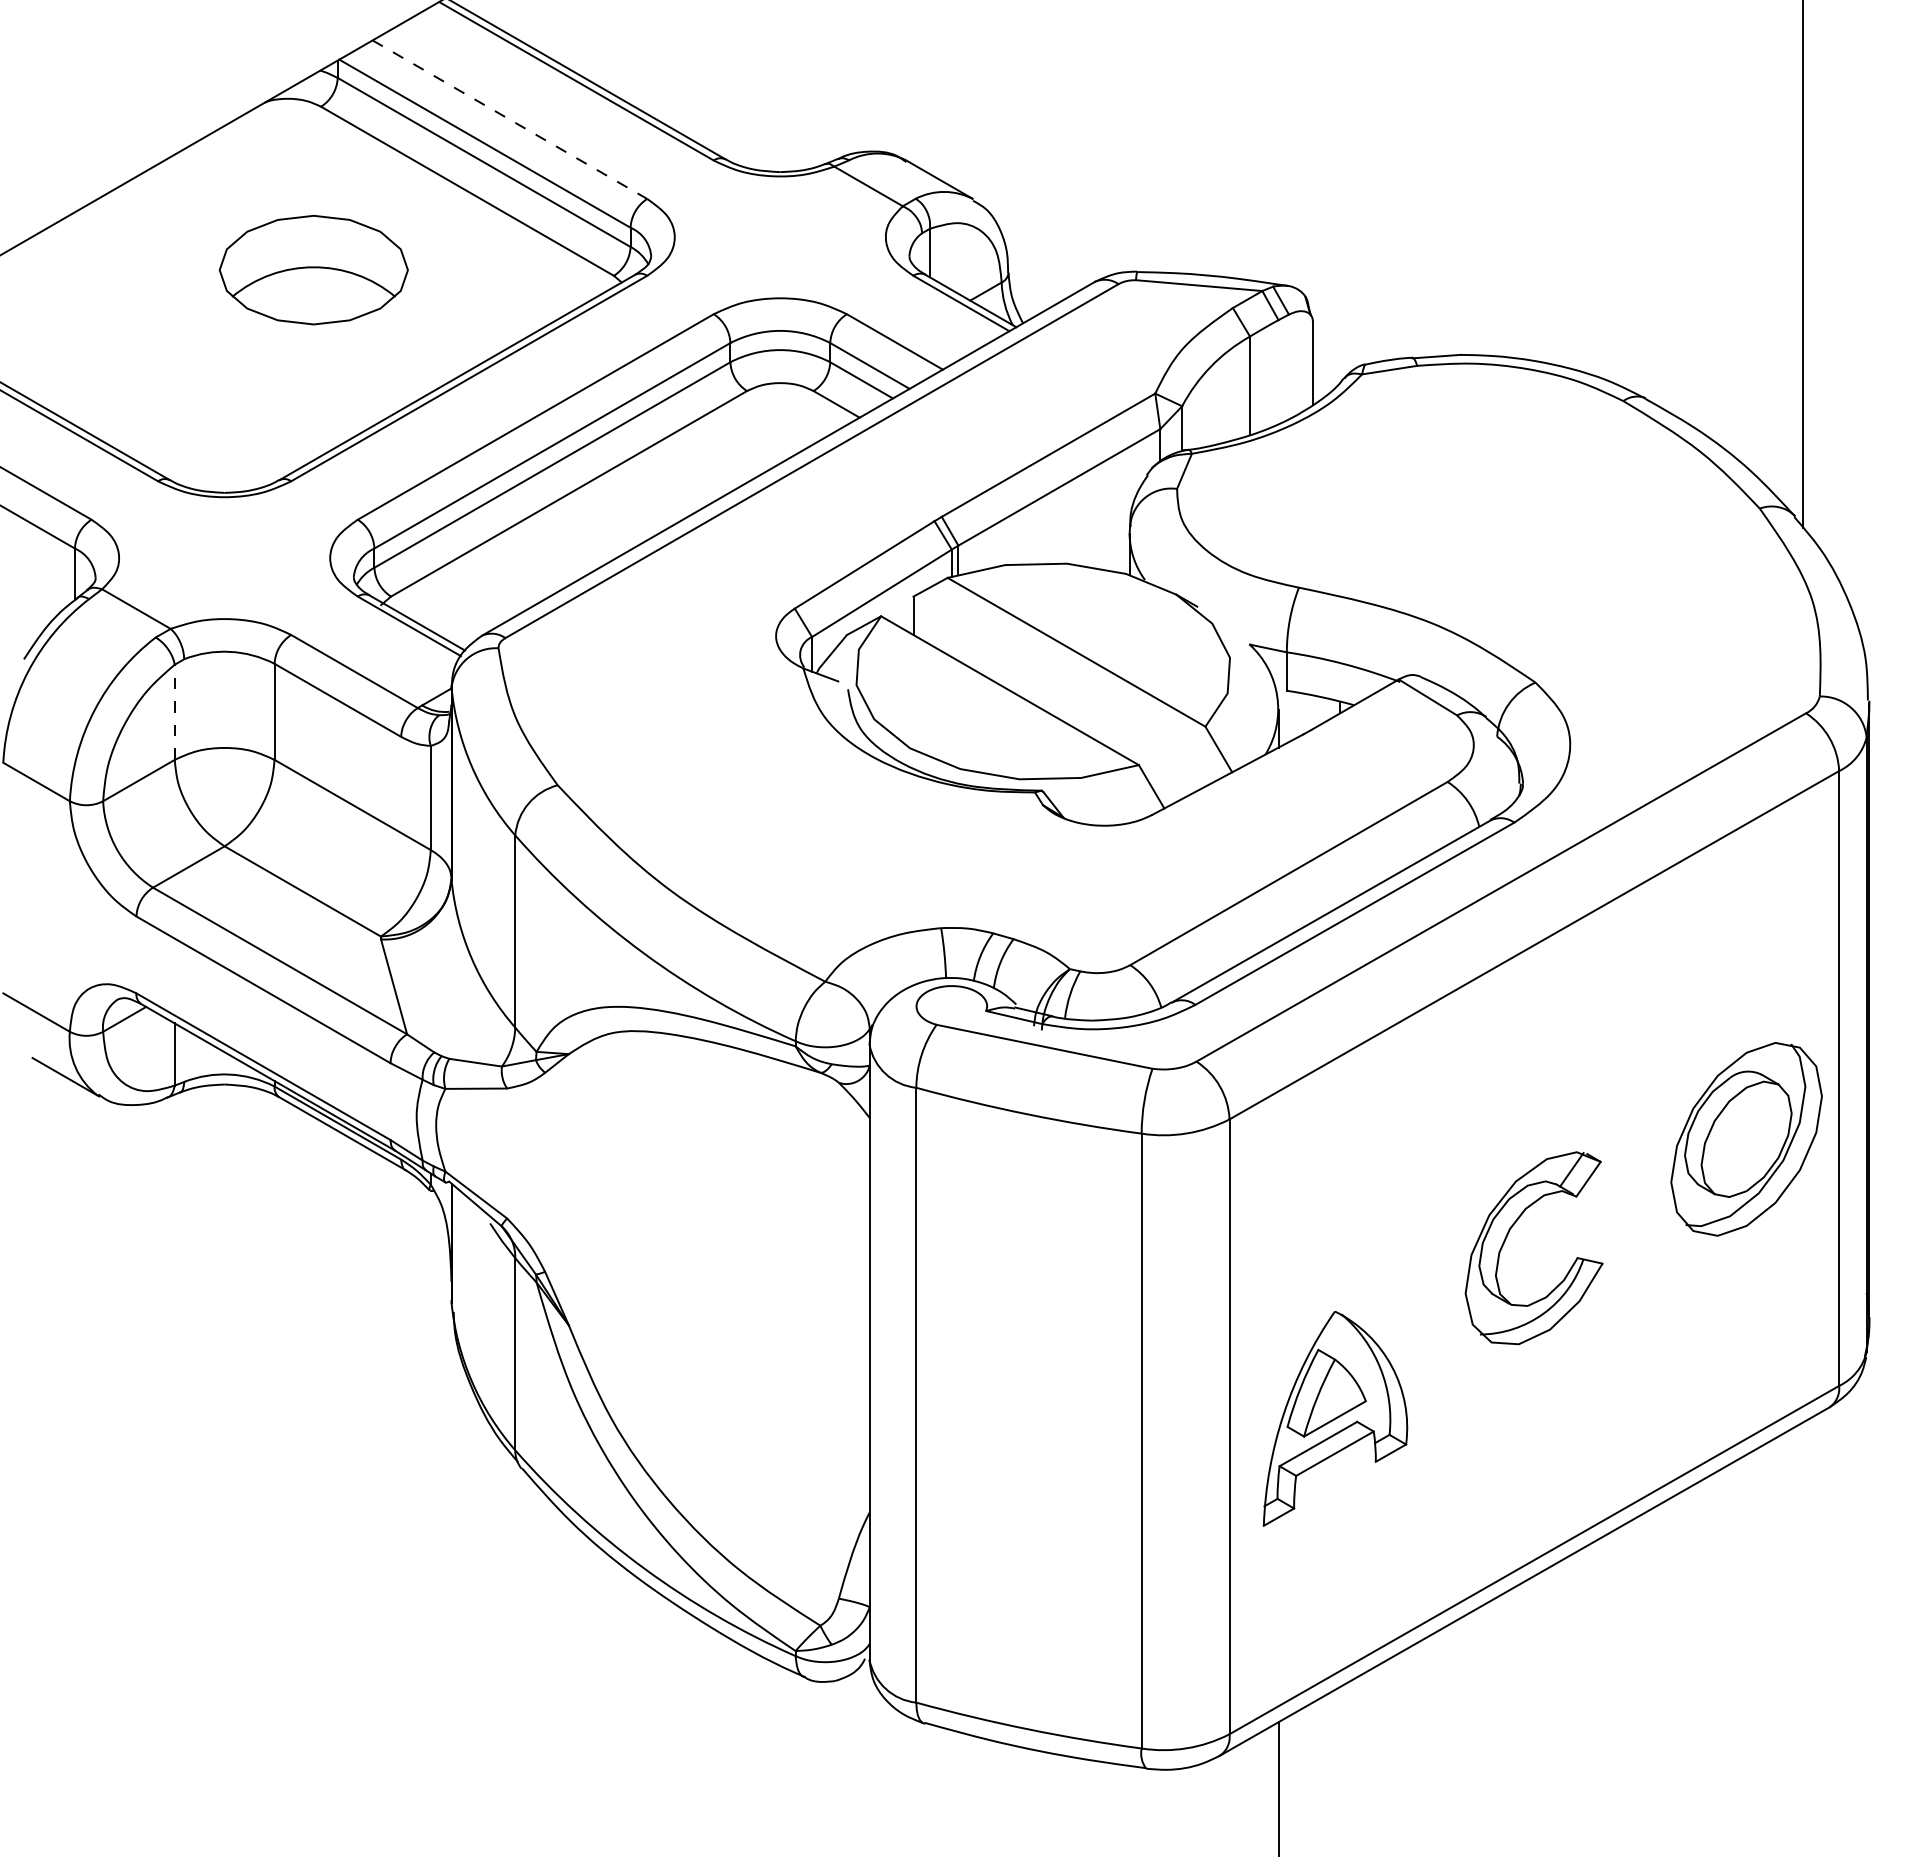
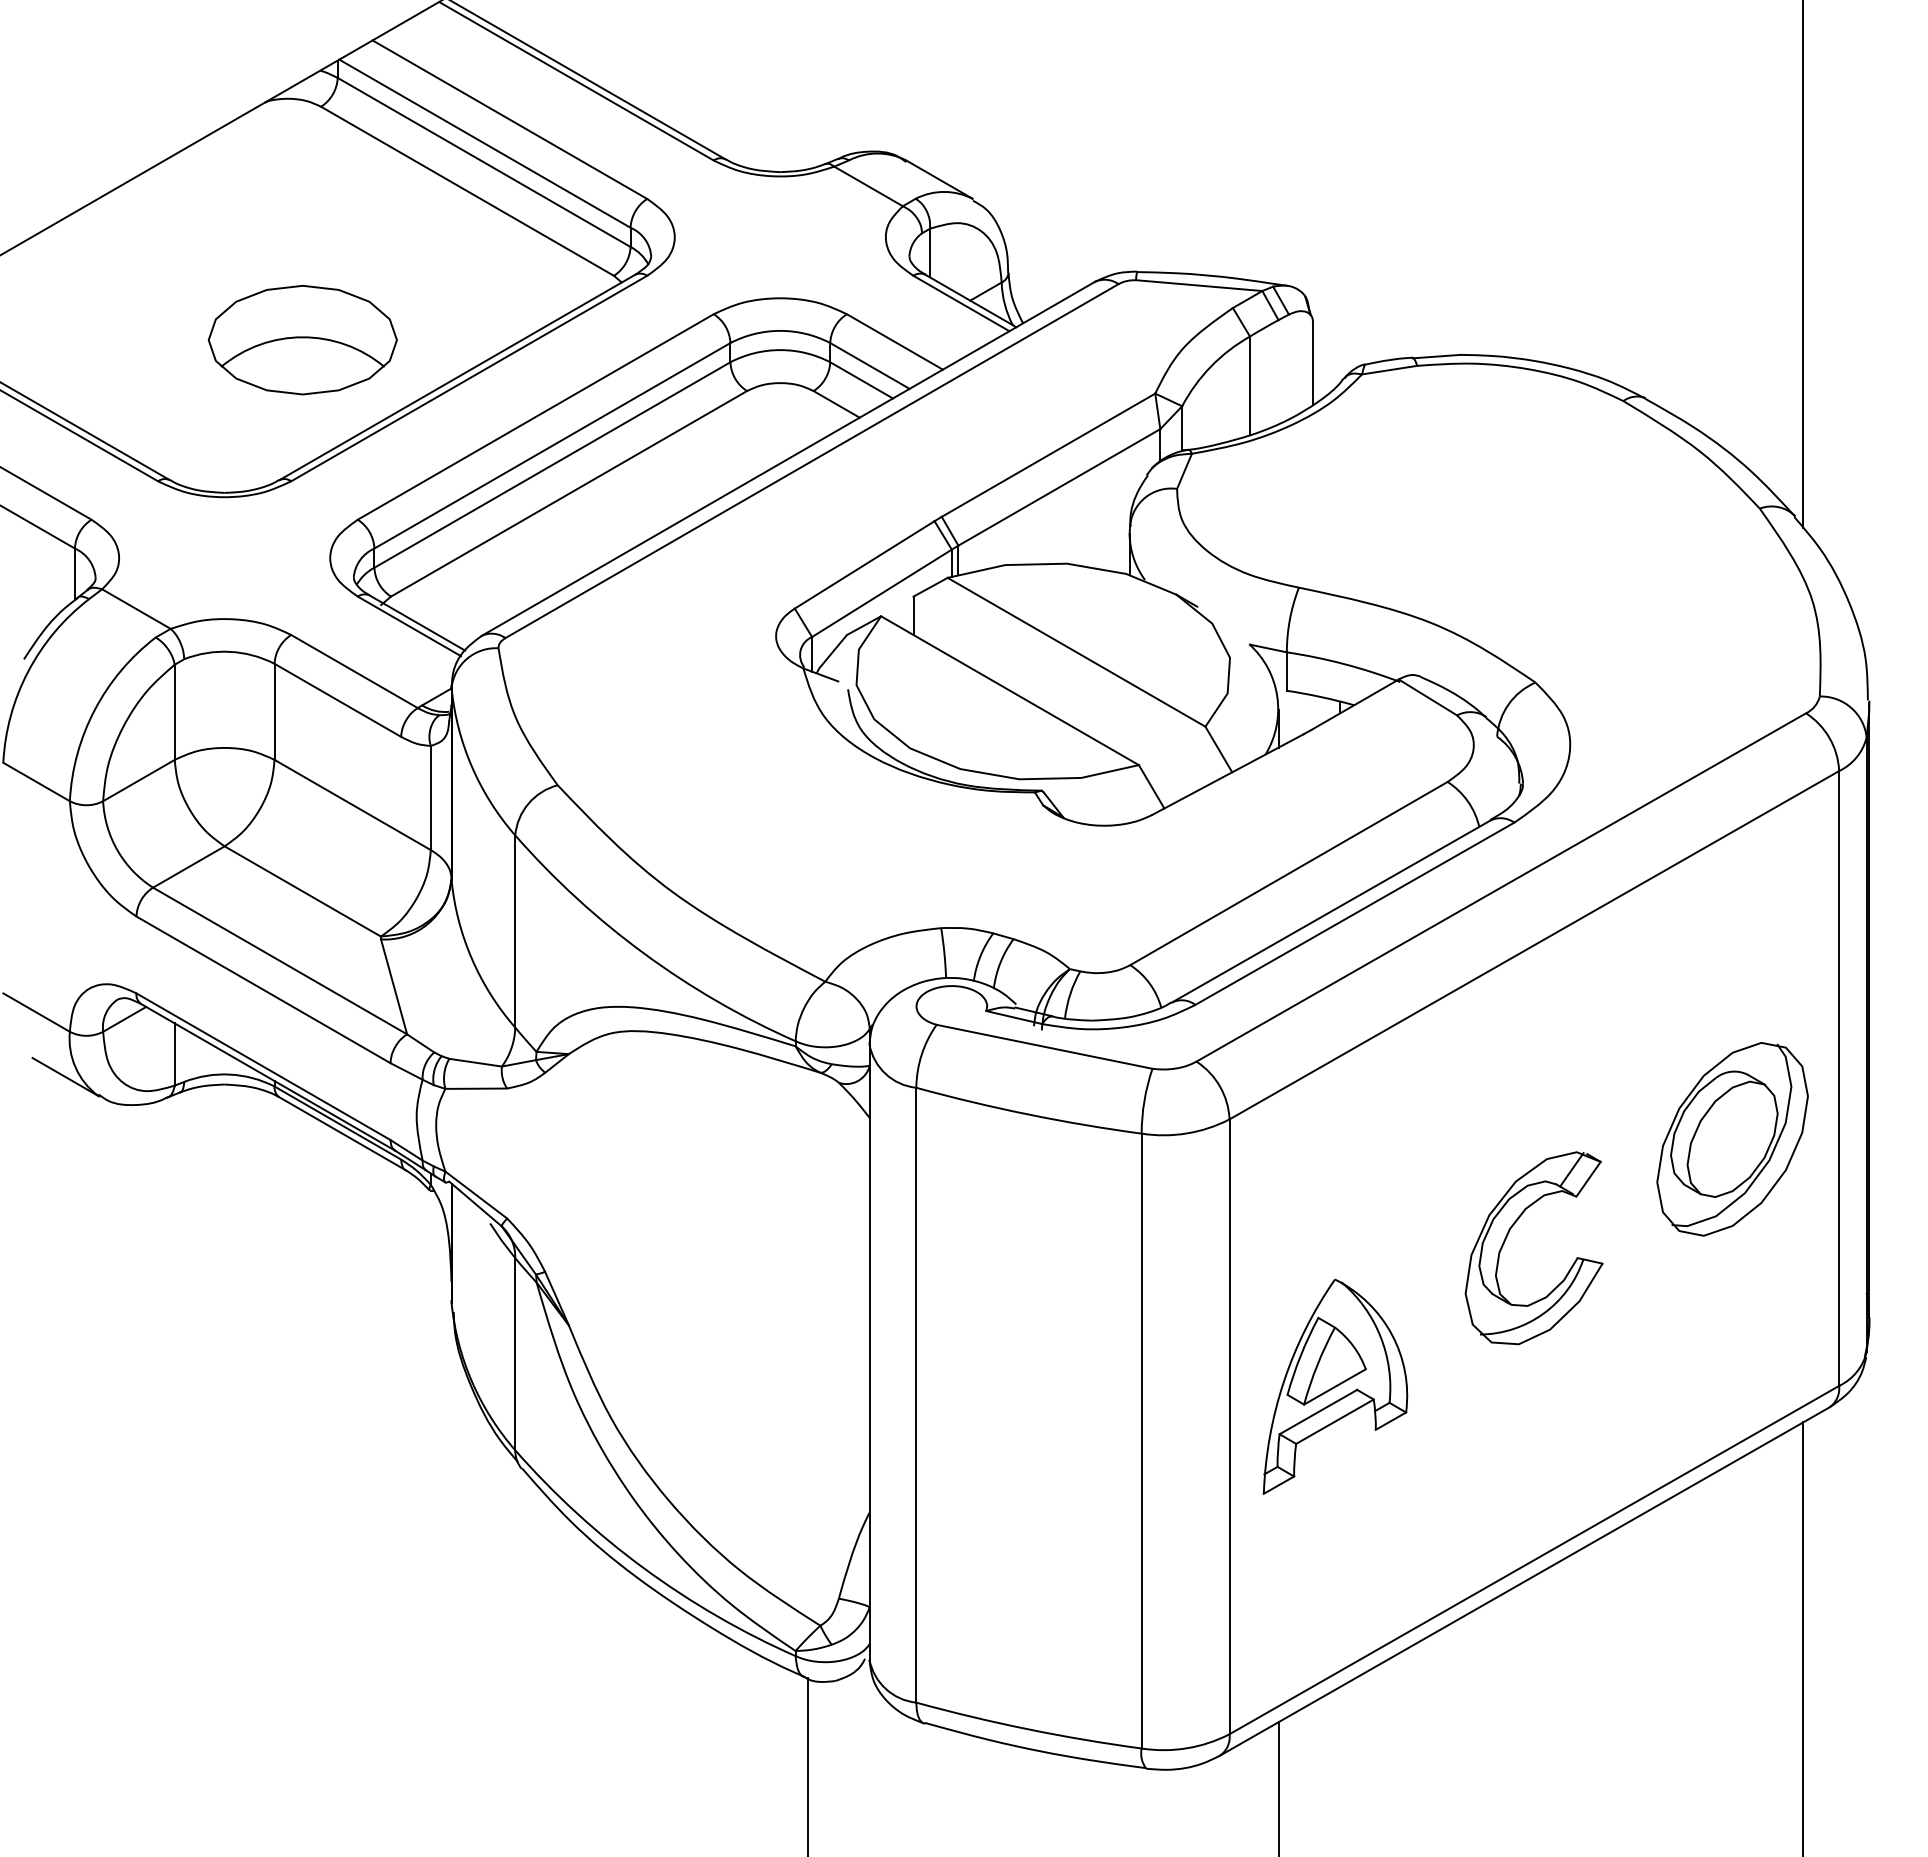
line: dashed -> solid (509, 119)
part position: (313, 269) -> (302, 339) (302, 339)
line: dashed -> solid (174, 712)
part position: (1746, 1139) -> (1732, 1139) (1732, 1139)
part position: (1335, 1418) -> (1335, 1386) (1335, 1386)
line: none -> present (1803, 1637)
line: none -> present (807, 1765)
